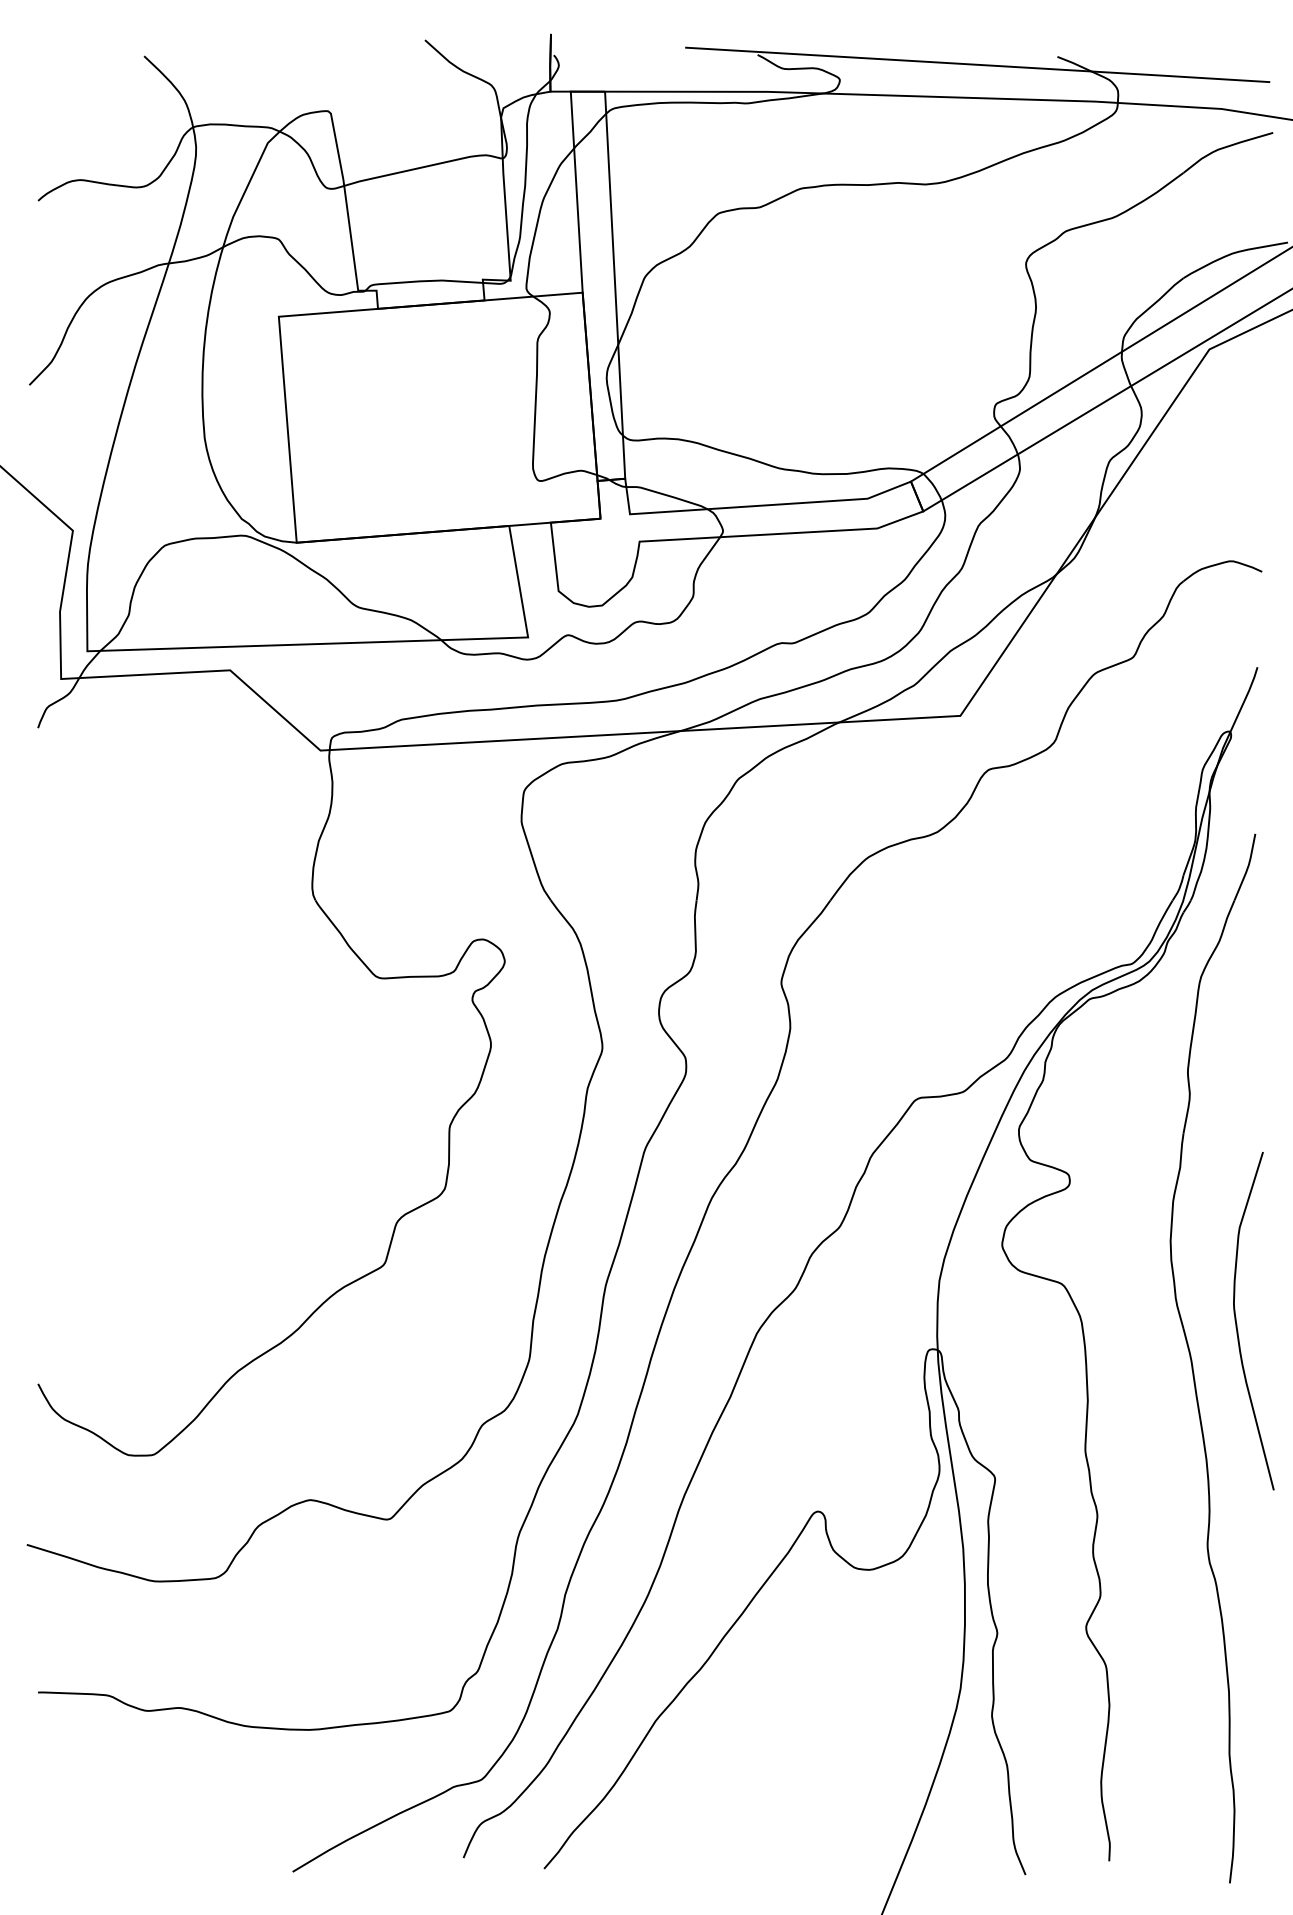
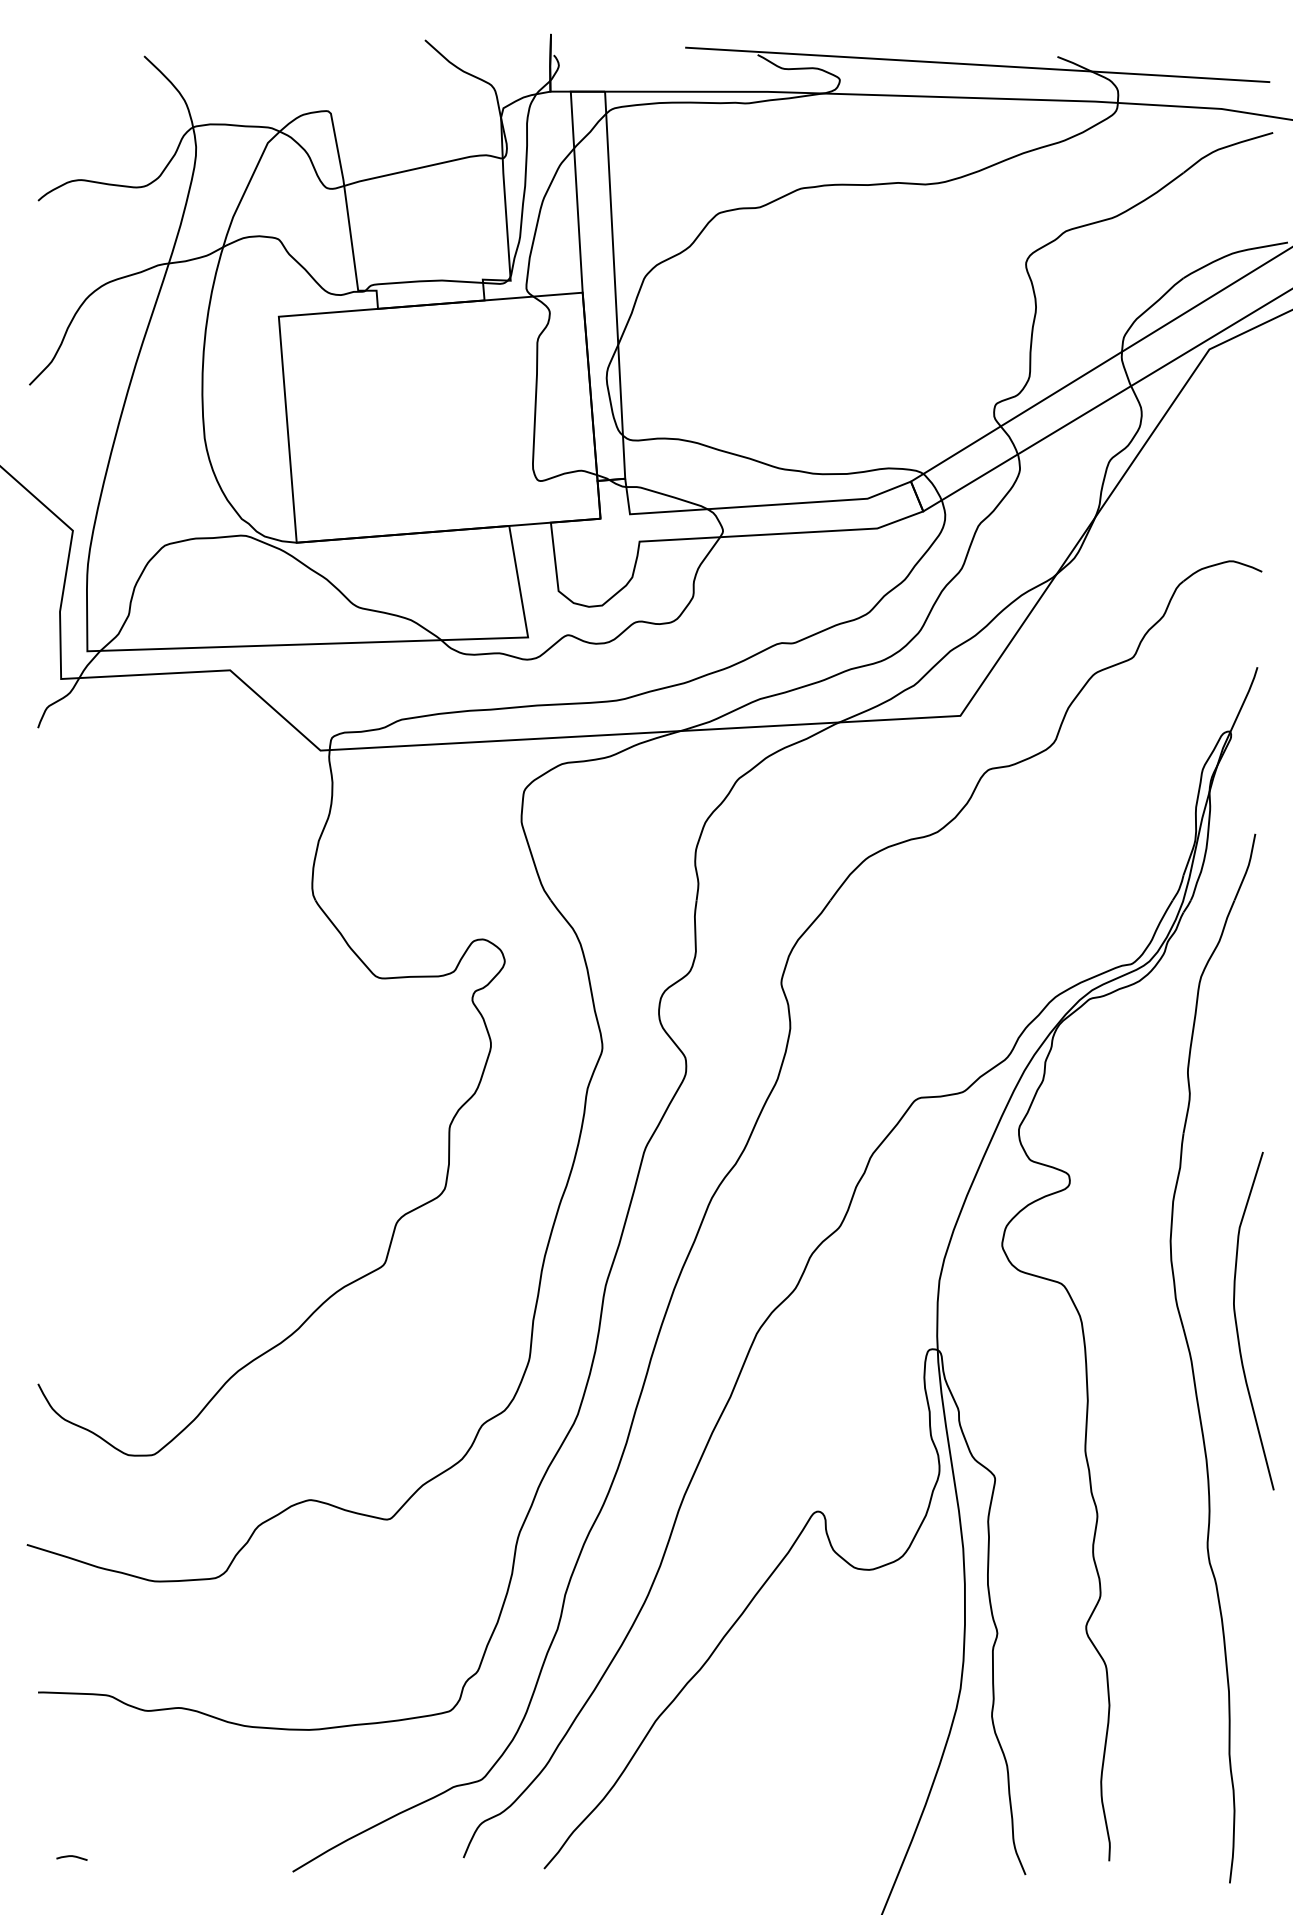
curve: none -> present (71, 1856)
